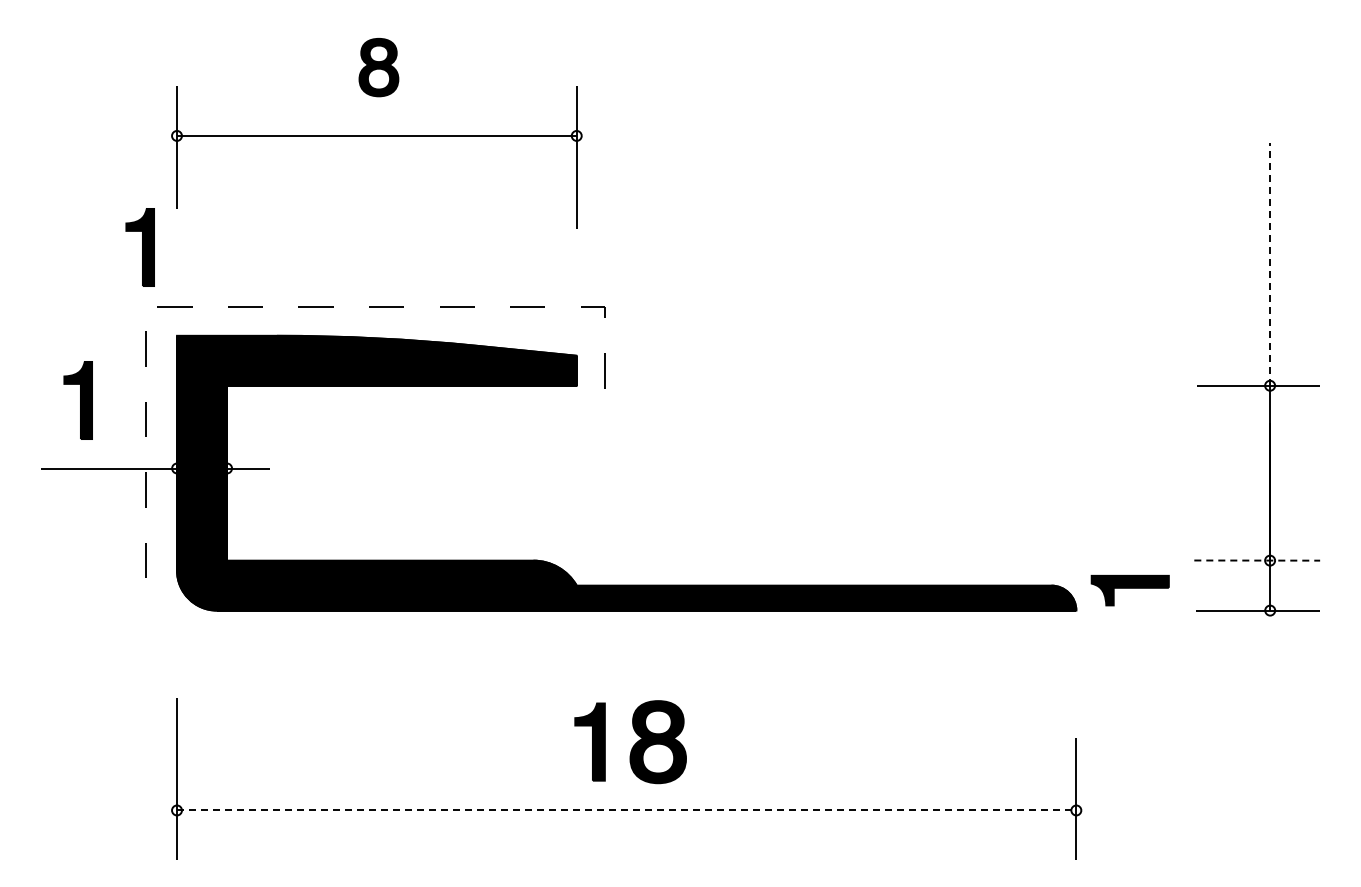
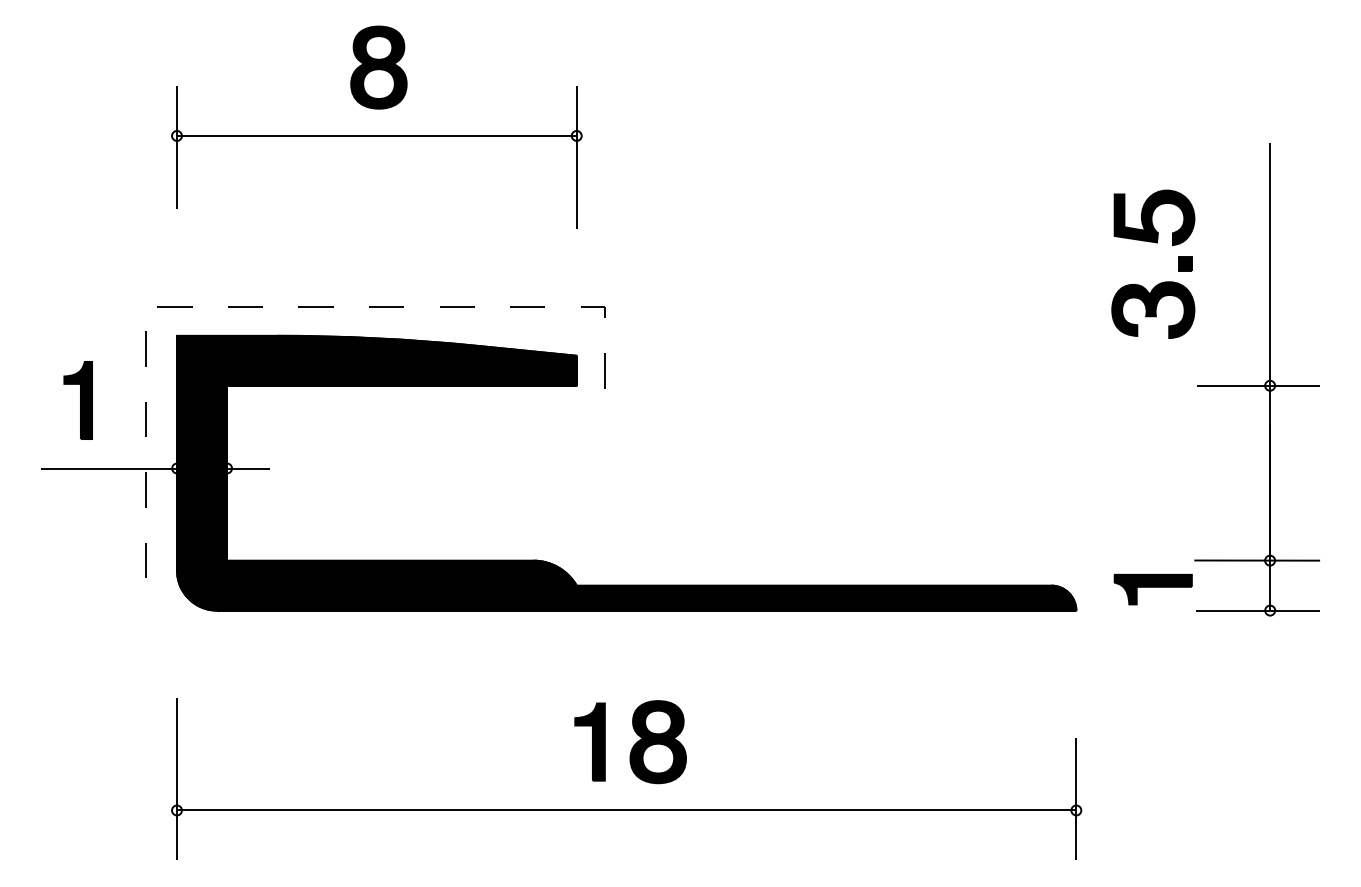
part size: 42x60 px -> 58x85 px (378, 67)
part: none -> present (1155, 243)
part: present -> none (139, 247)
line: dashed -> solid (1270, 263)
line: dashed -> solid (1257, 560)
part position: (1129, 590) -> (1152, 589) (1152, 589)
line: dashed -> solid (626, 810)
